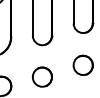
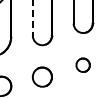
line: solid -> dashed (32, 18)
part size: 22x22 px -> 16x16 px (82, 64)
